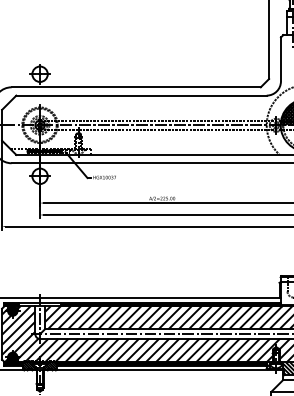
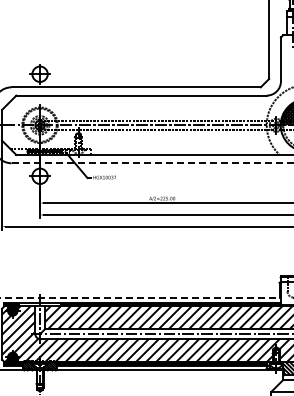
line: solid -> dashed (152, 163)
line: solid -> dashed (141, 298)
